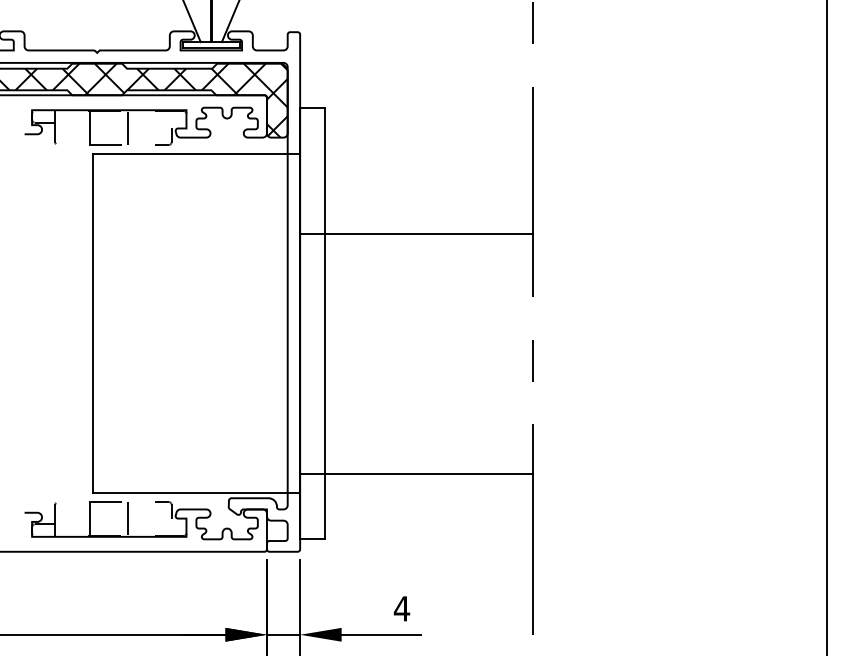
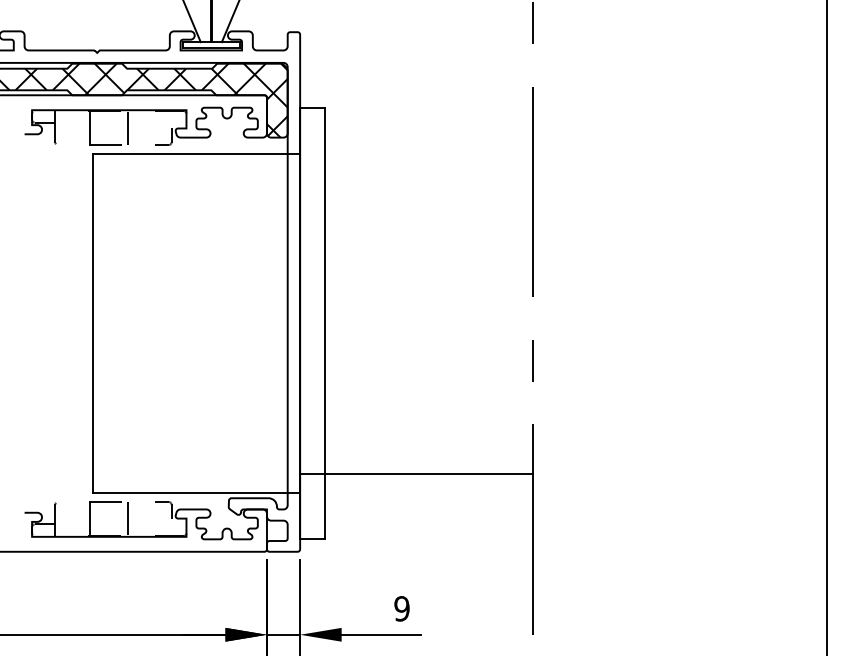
line: present -> none (416, 233)
text: 4 -> 9 (401, 608)
